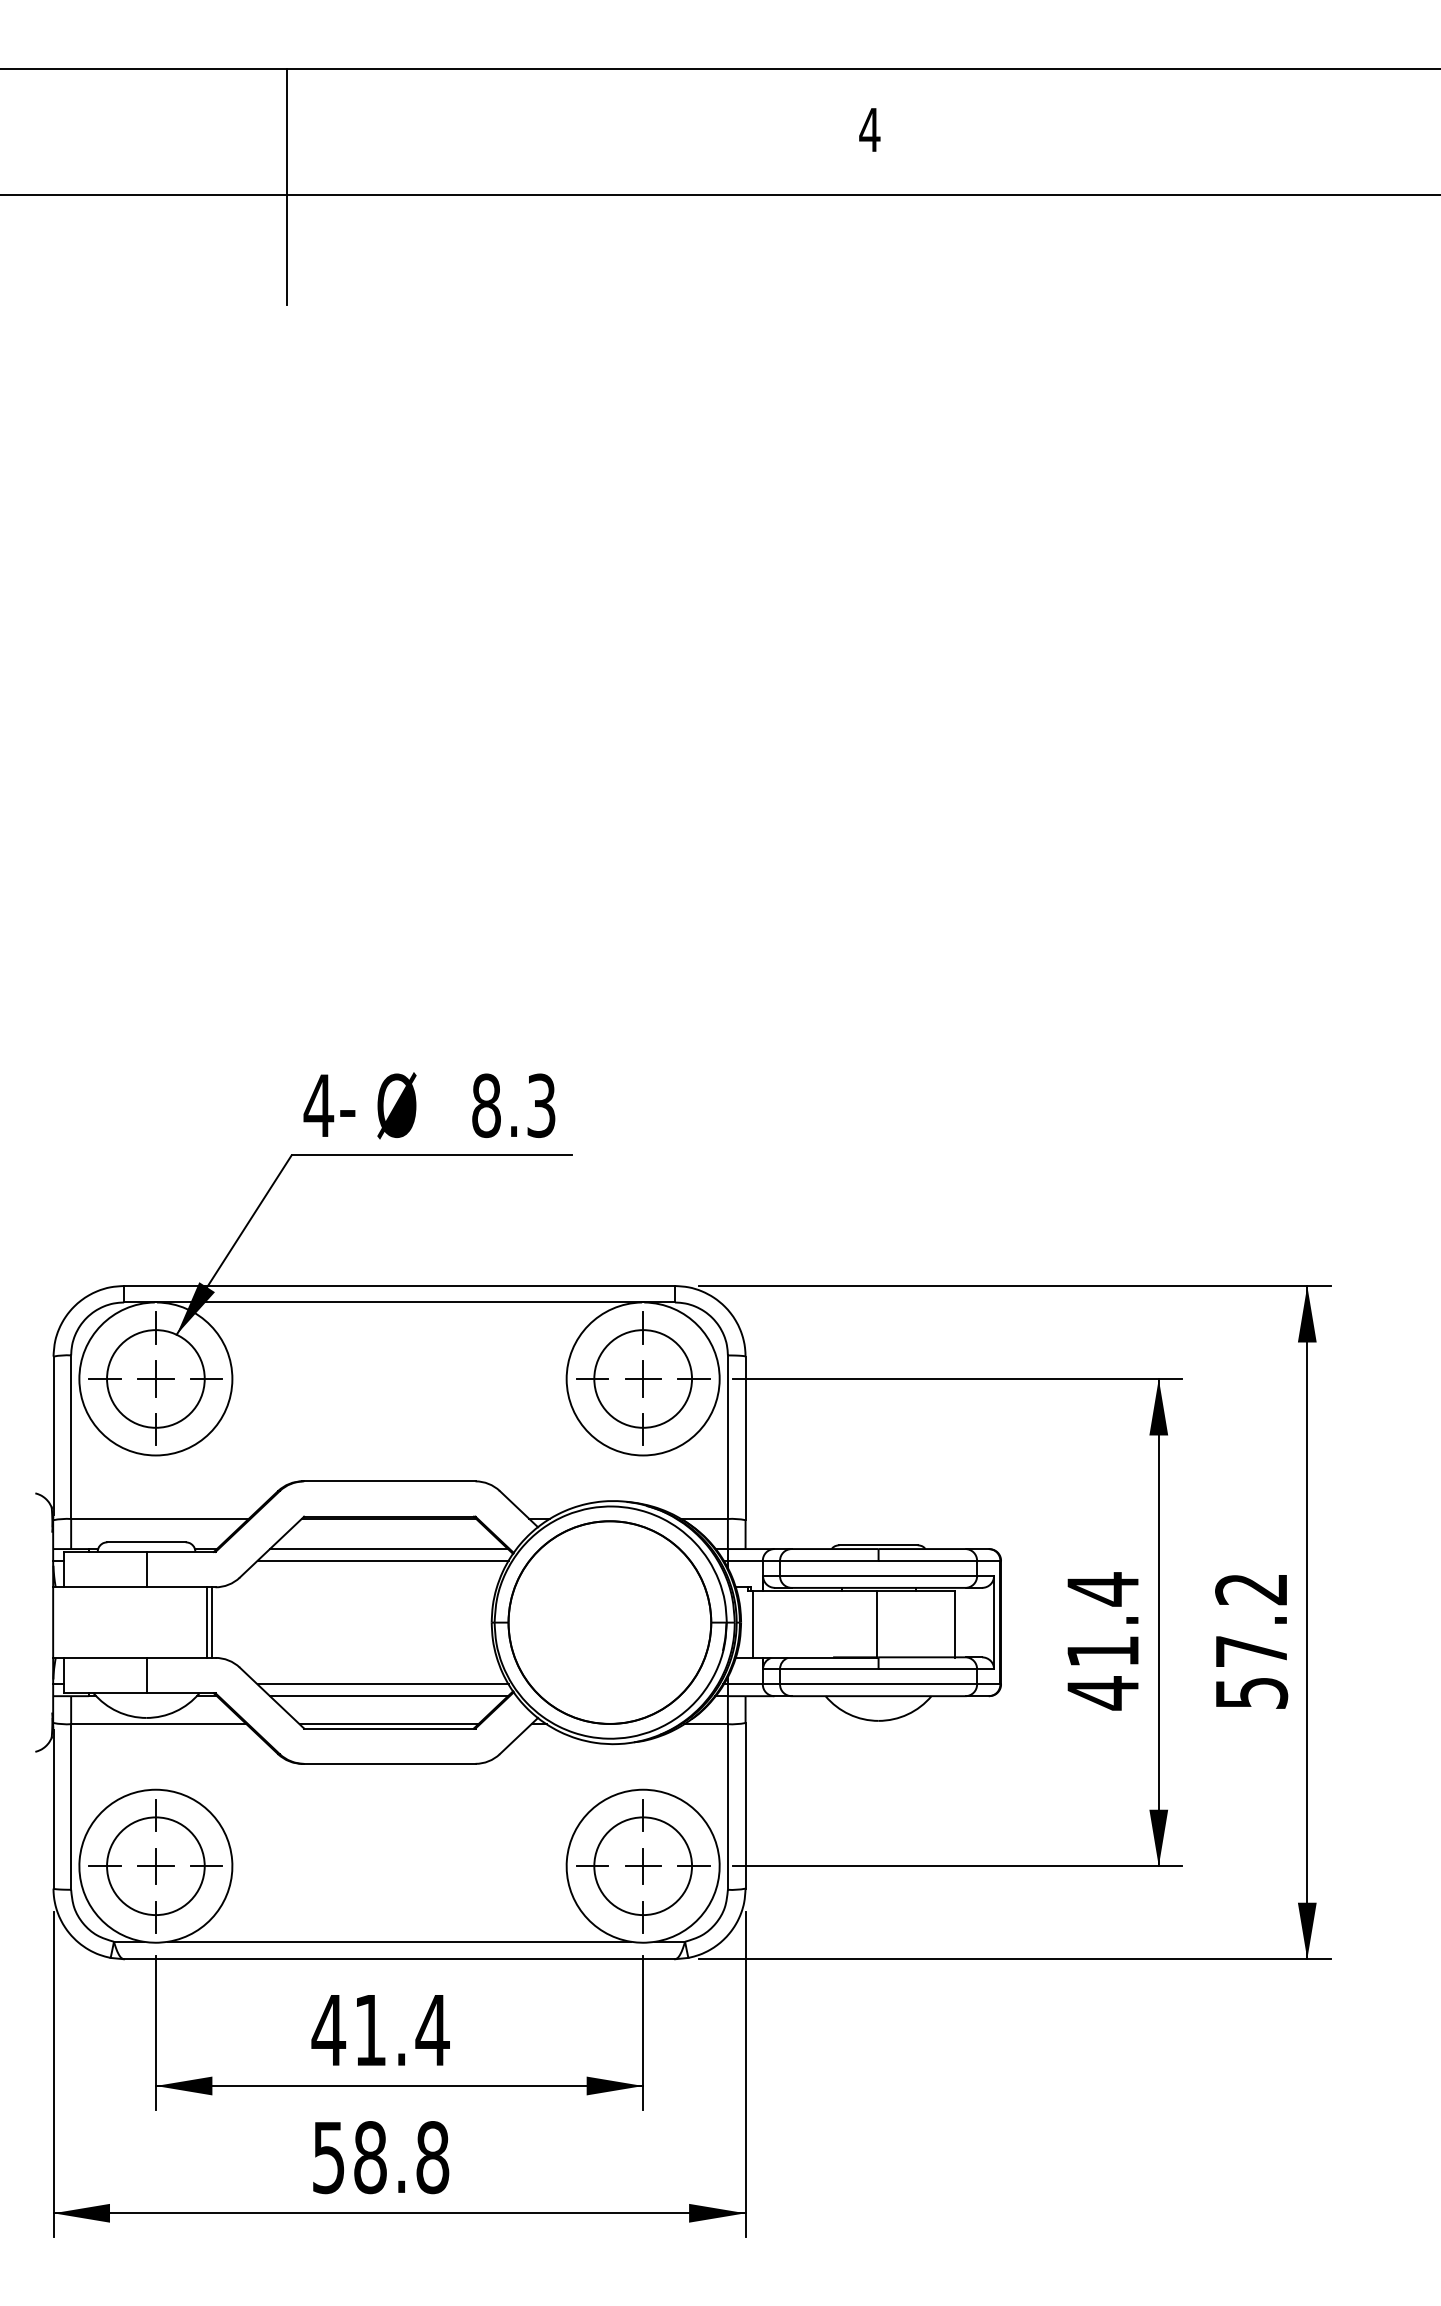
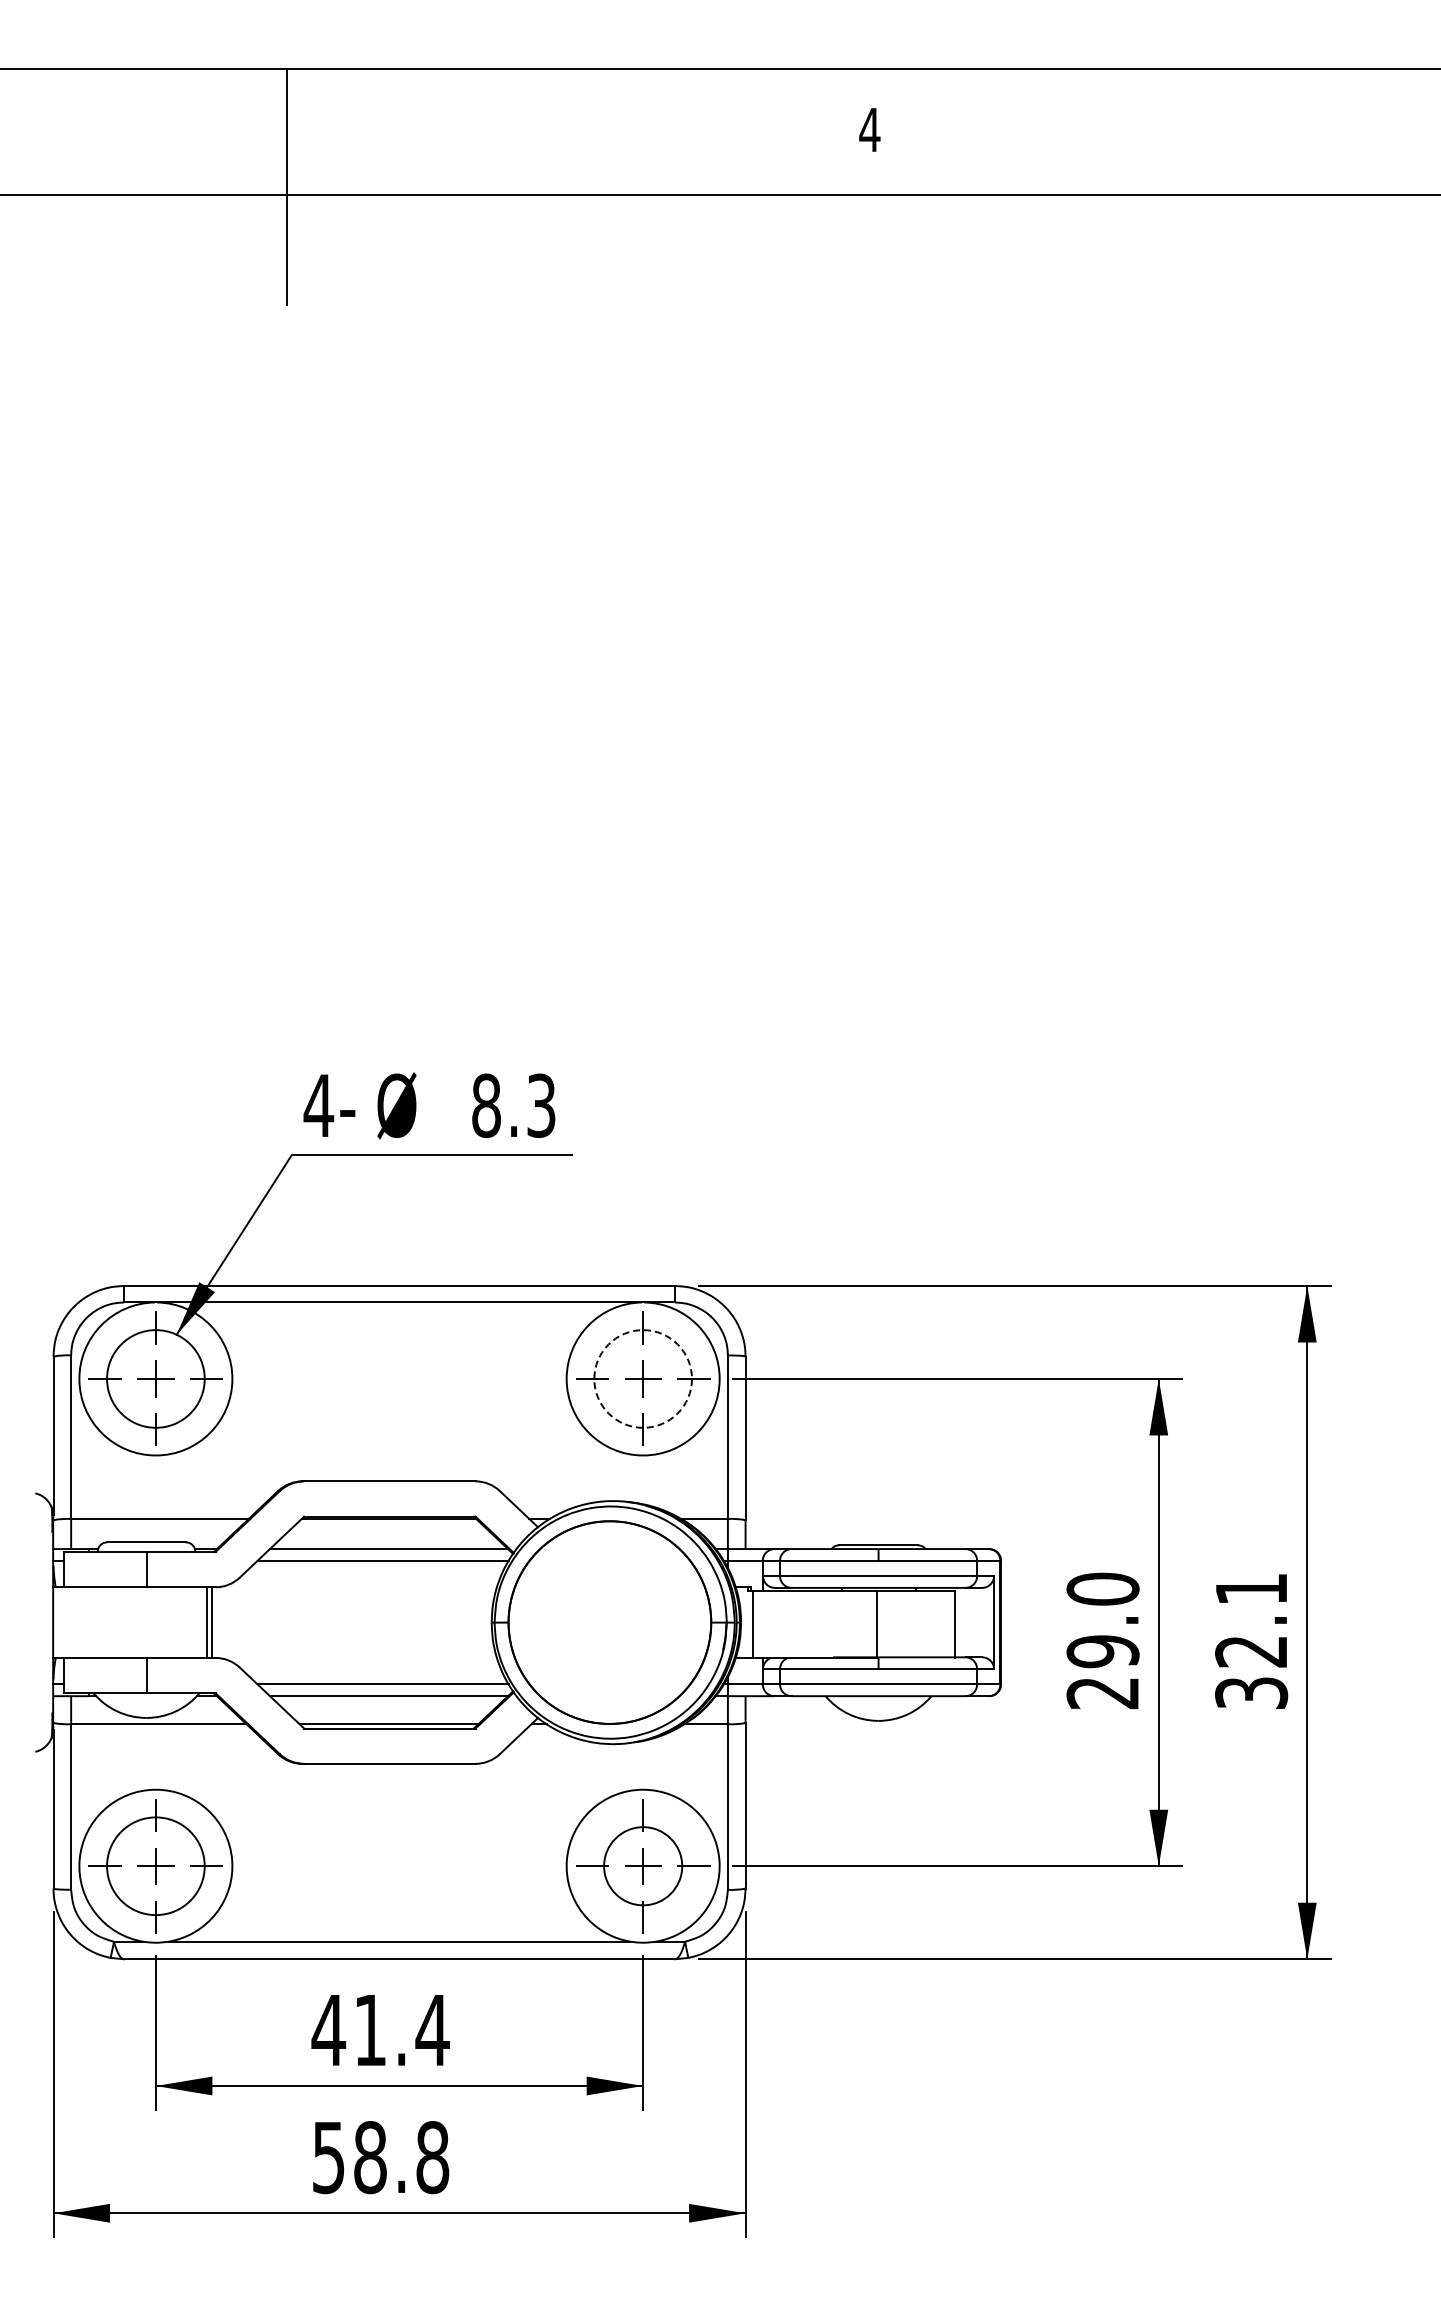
circle: solid -> dashed (643, 1378)
text: 41.4 -> 29.0 (1102, 1641)
text: 57.2 -> 32.1 (1251, 1641)
circle diameter: 98 px -> 78 px (643, 1866)
